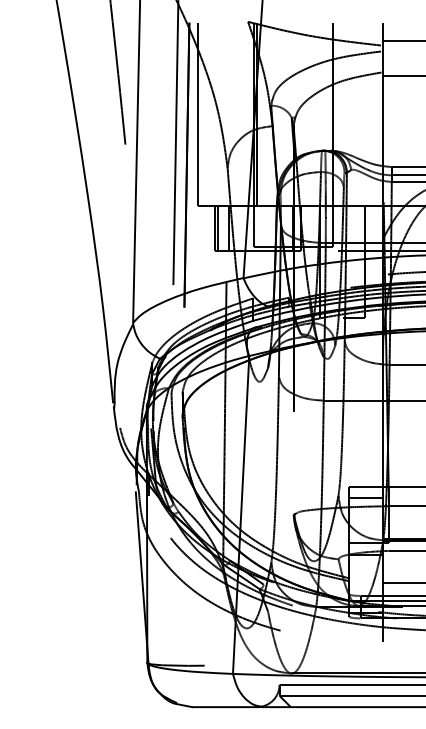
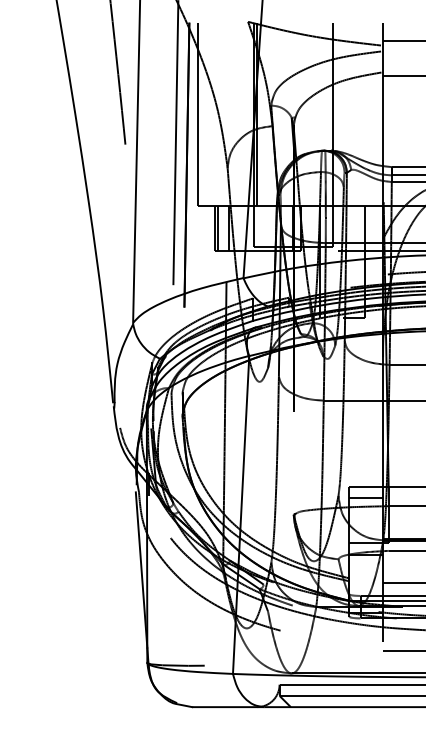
line: none -> present (402, 651)
